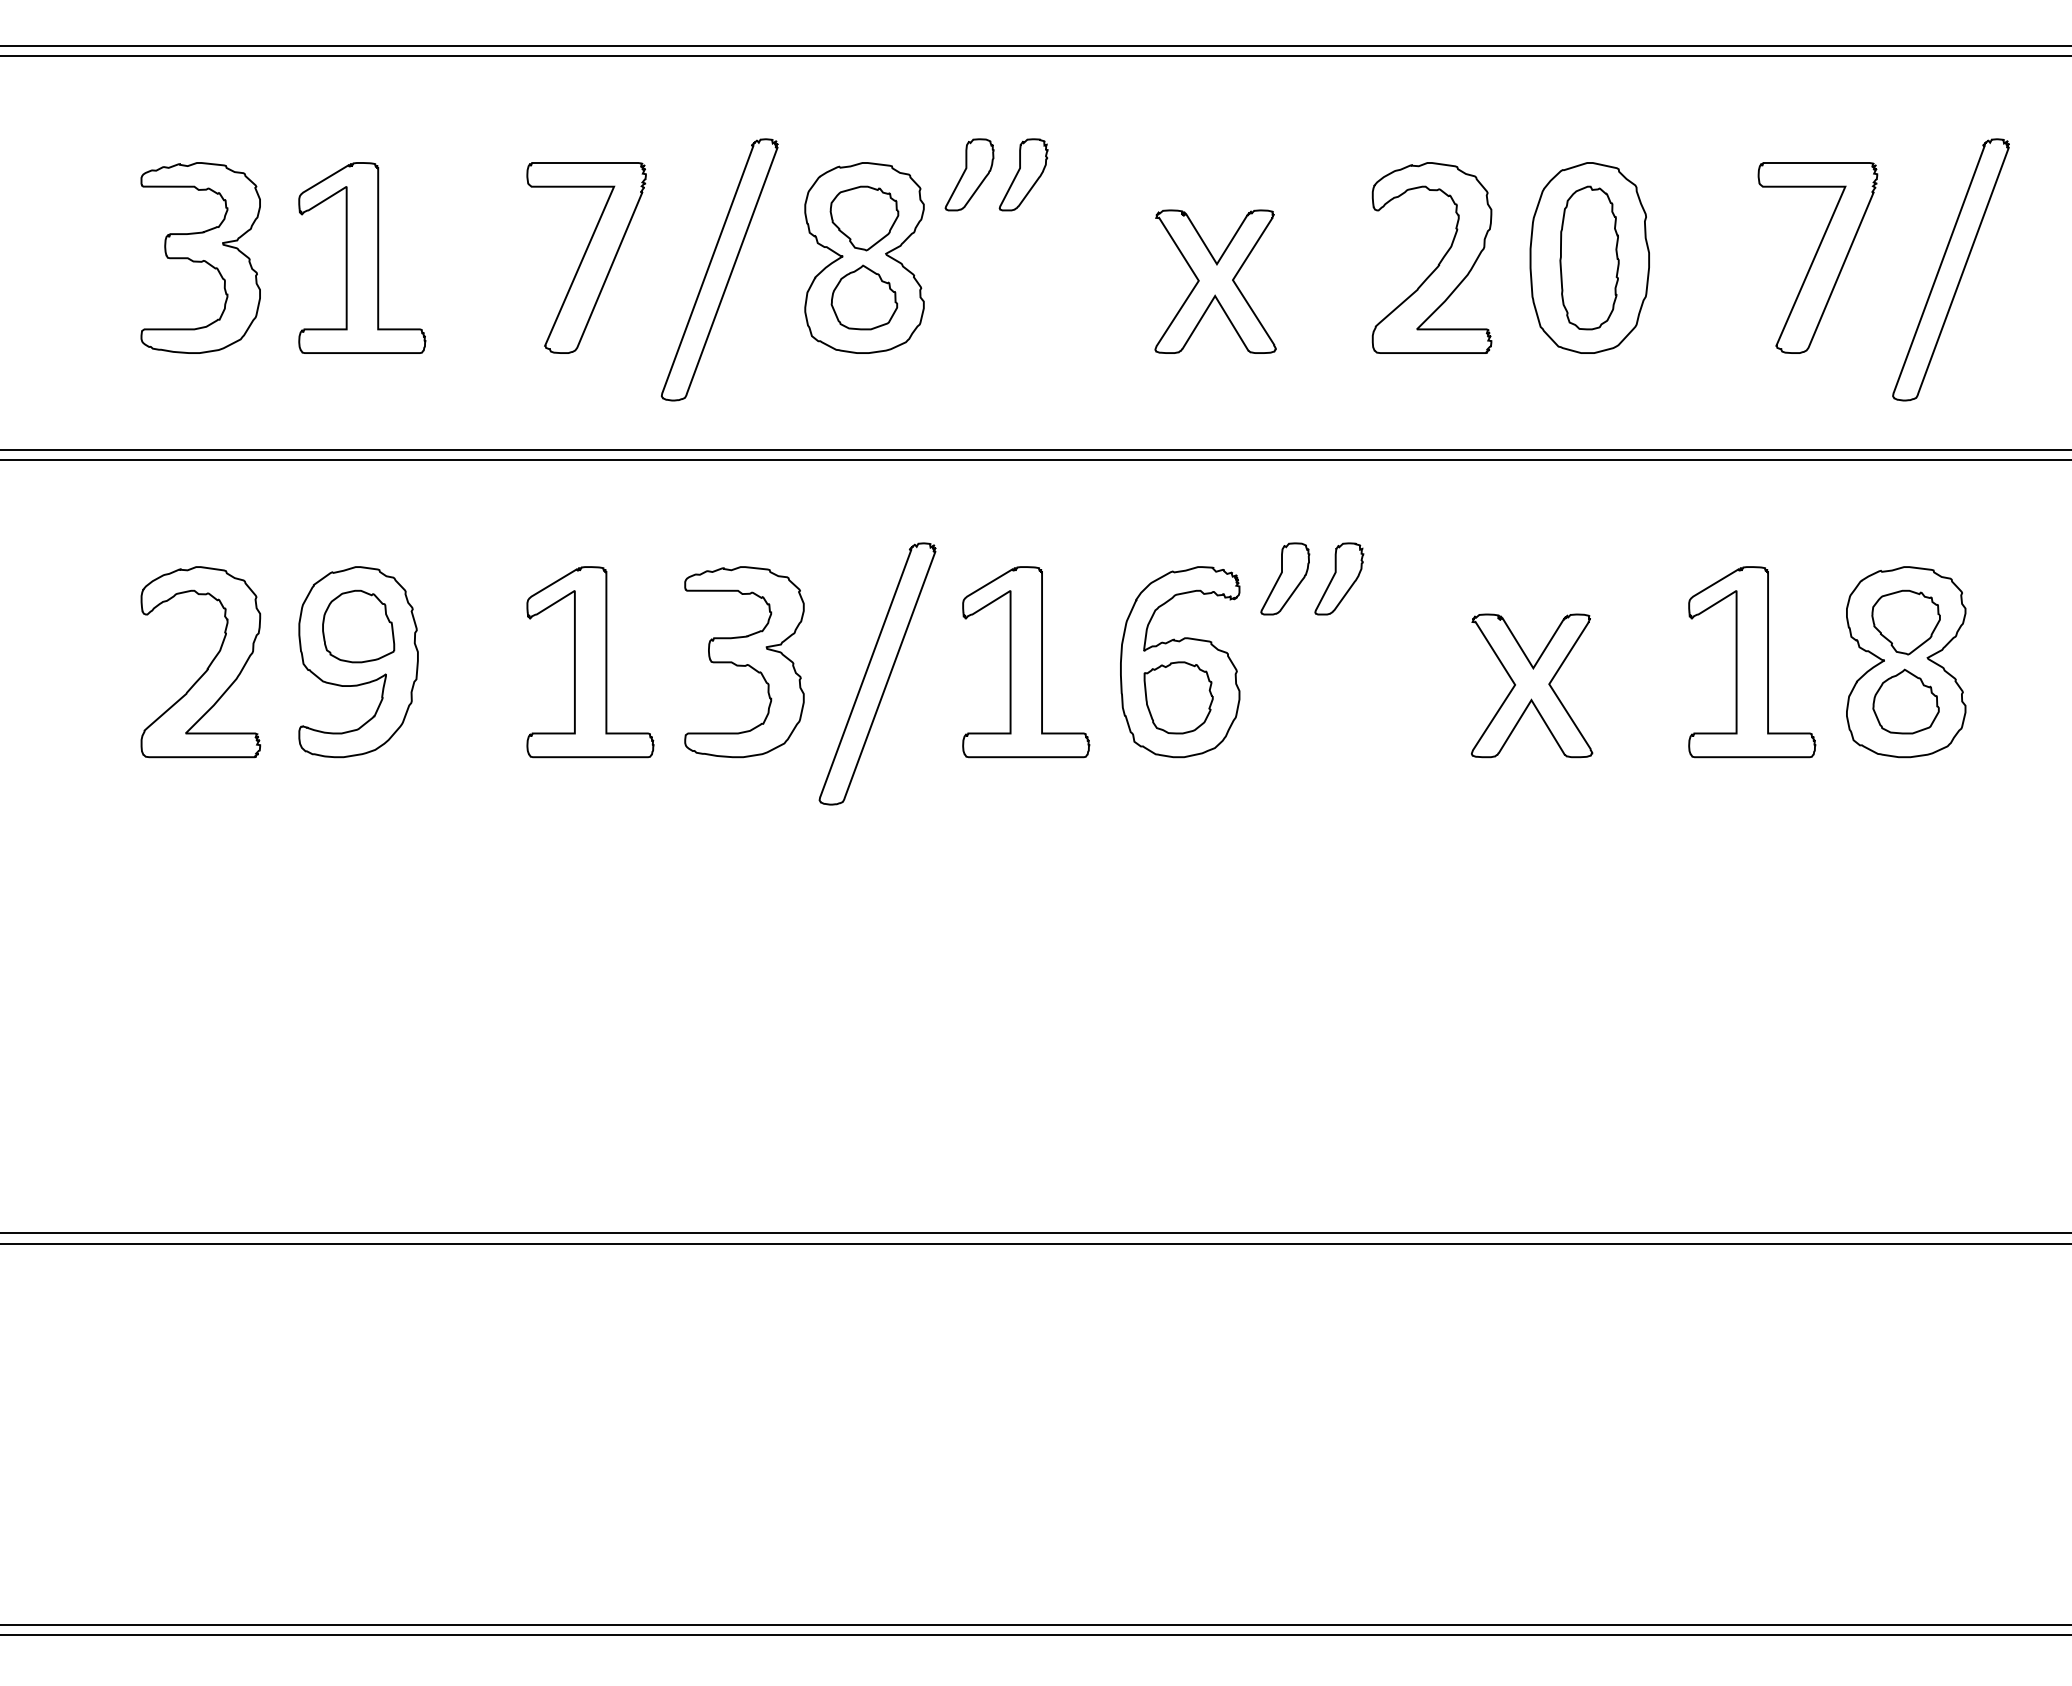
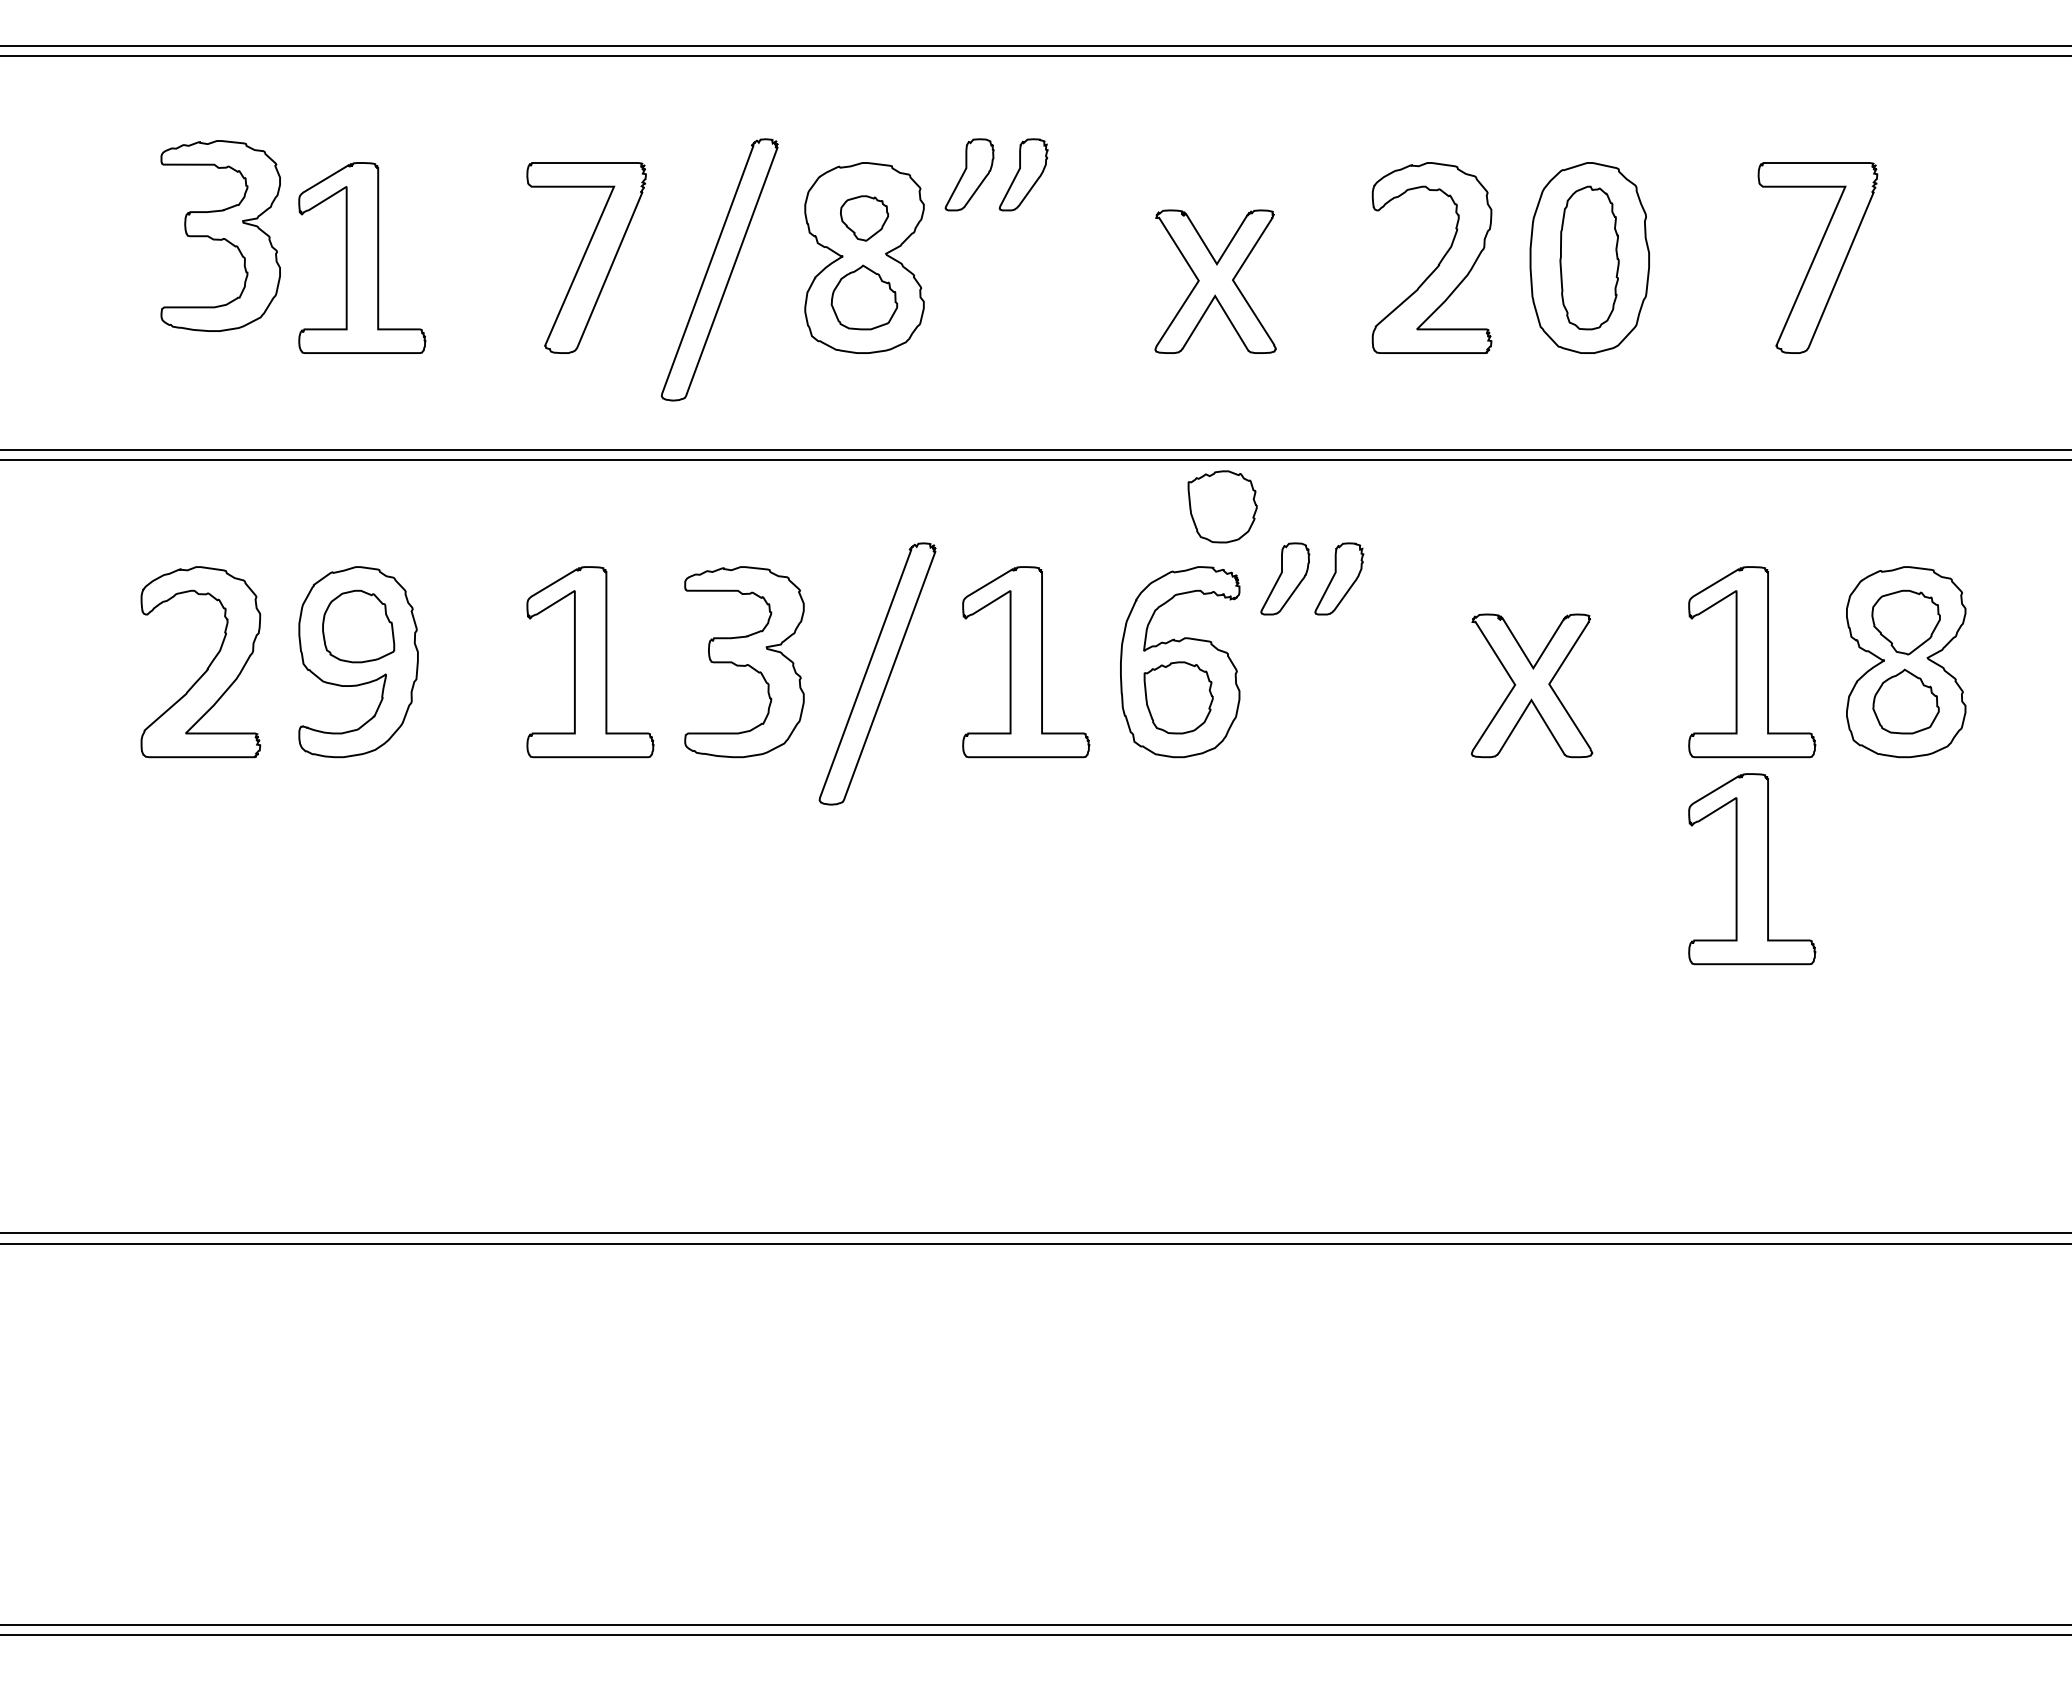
part size: 71x67 px -> 49x47 px (864, 218)
part position: (200, 257) -> (220, 235) (220, 235)
part: present -> none (1950, 269)
part: none -> present (1222, 506)
part: none -> present (1752, 869)
